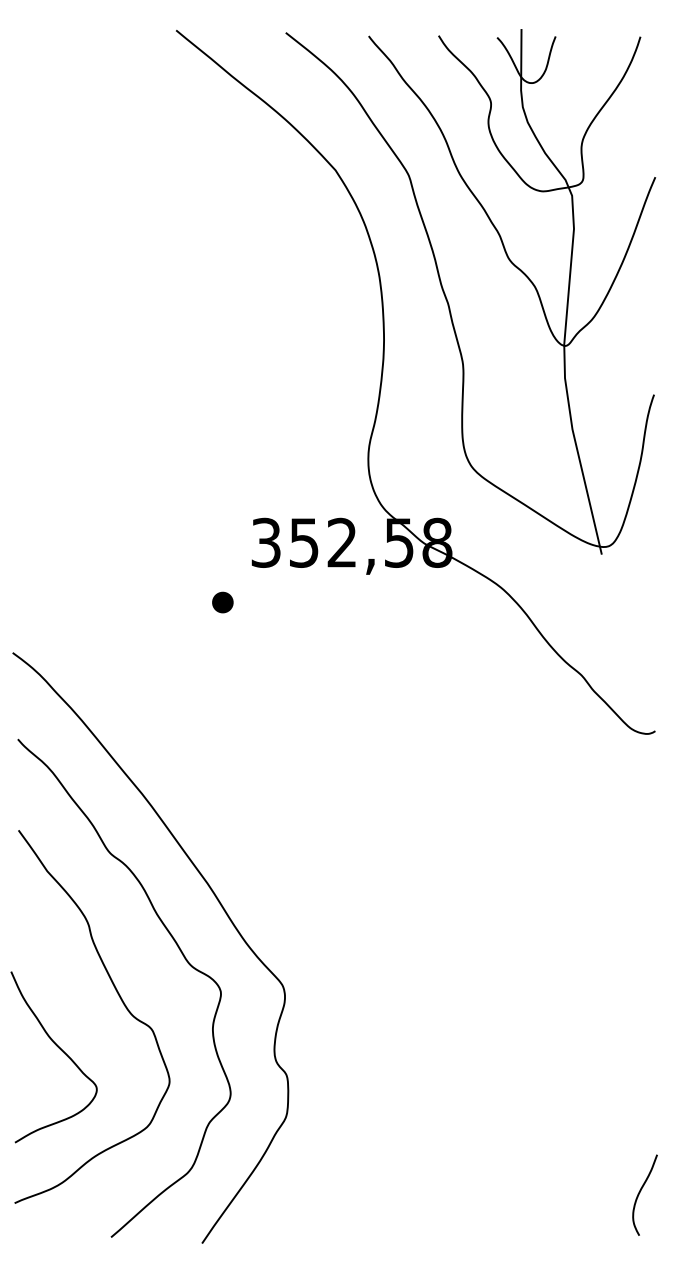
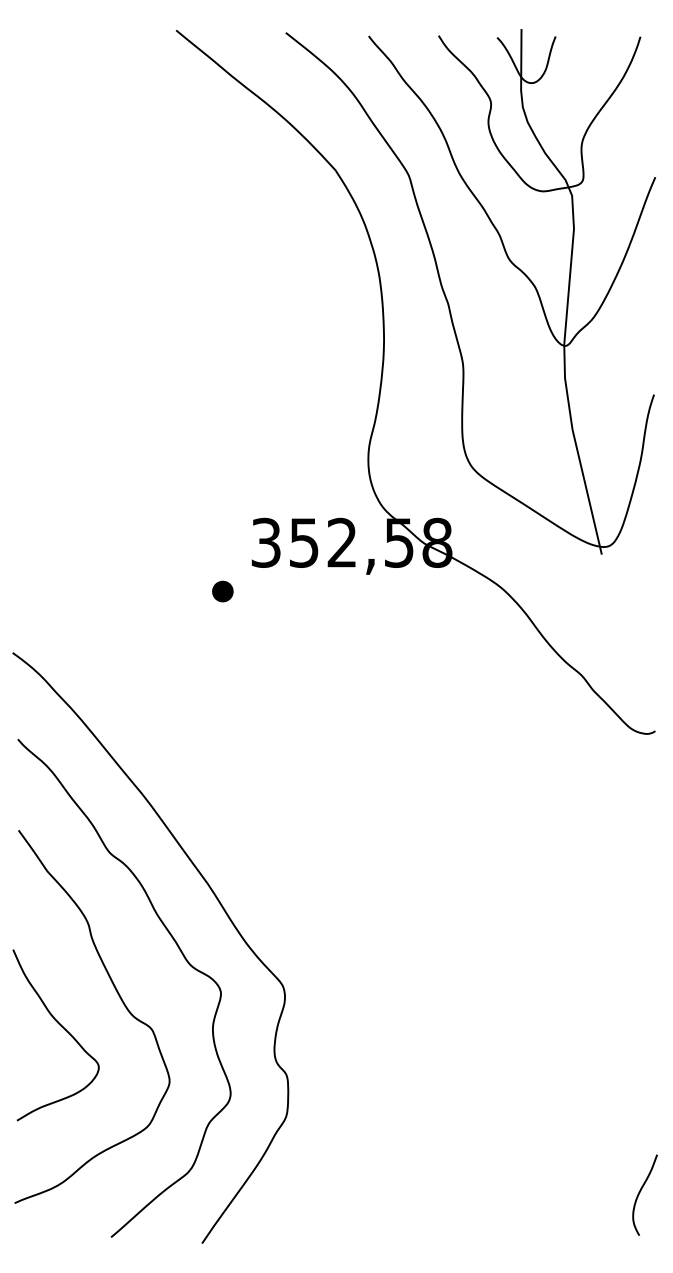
part position: (222, 602) -> (222, 591) (222, 591)
curve position: (60, 1050) -> (62, 1028) (62, 1028)
